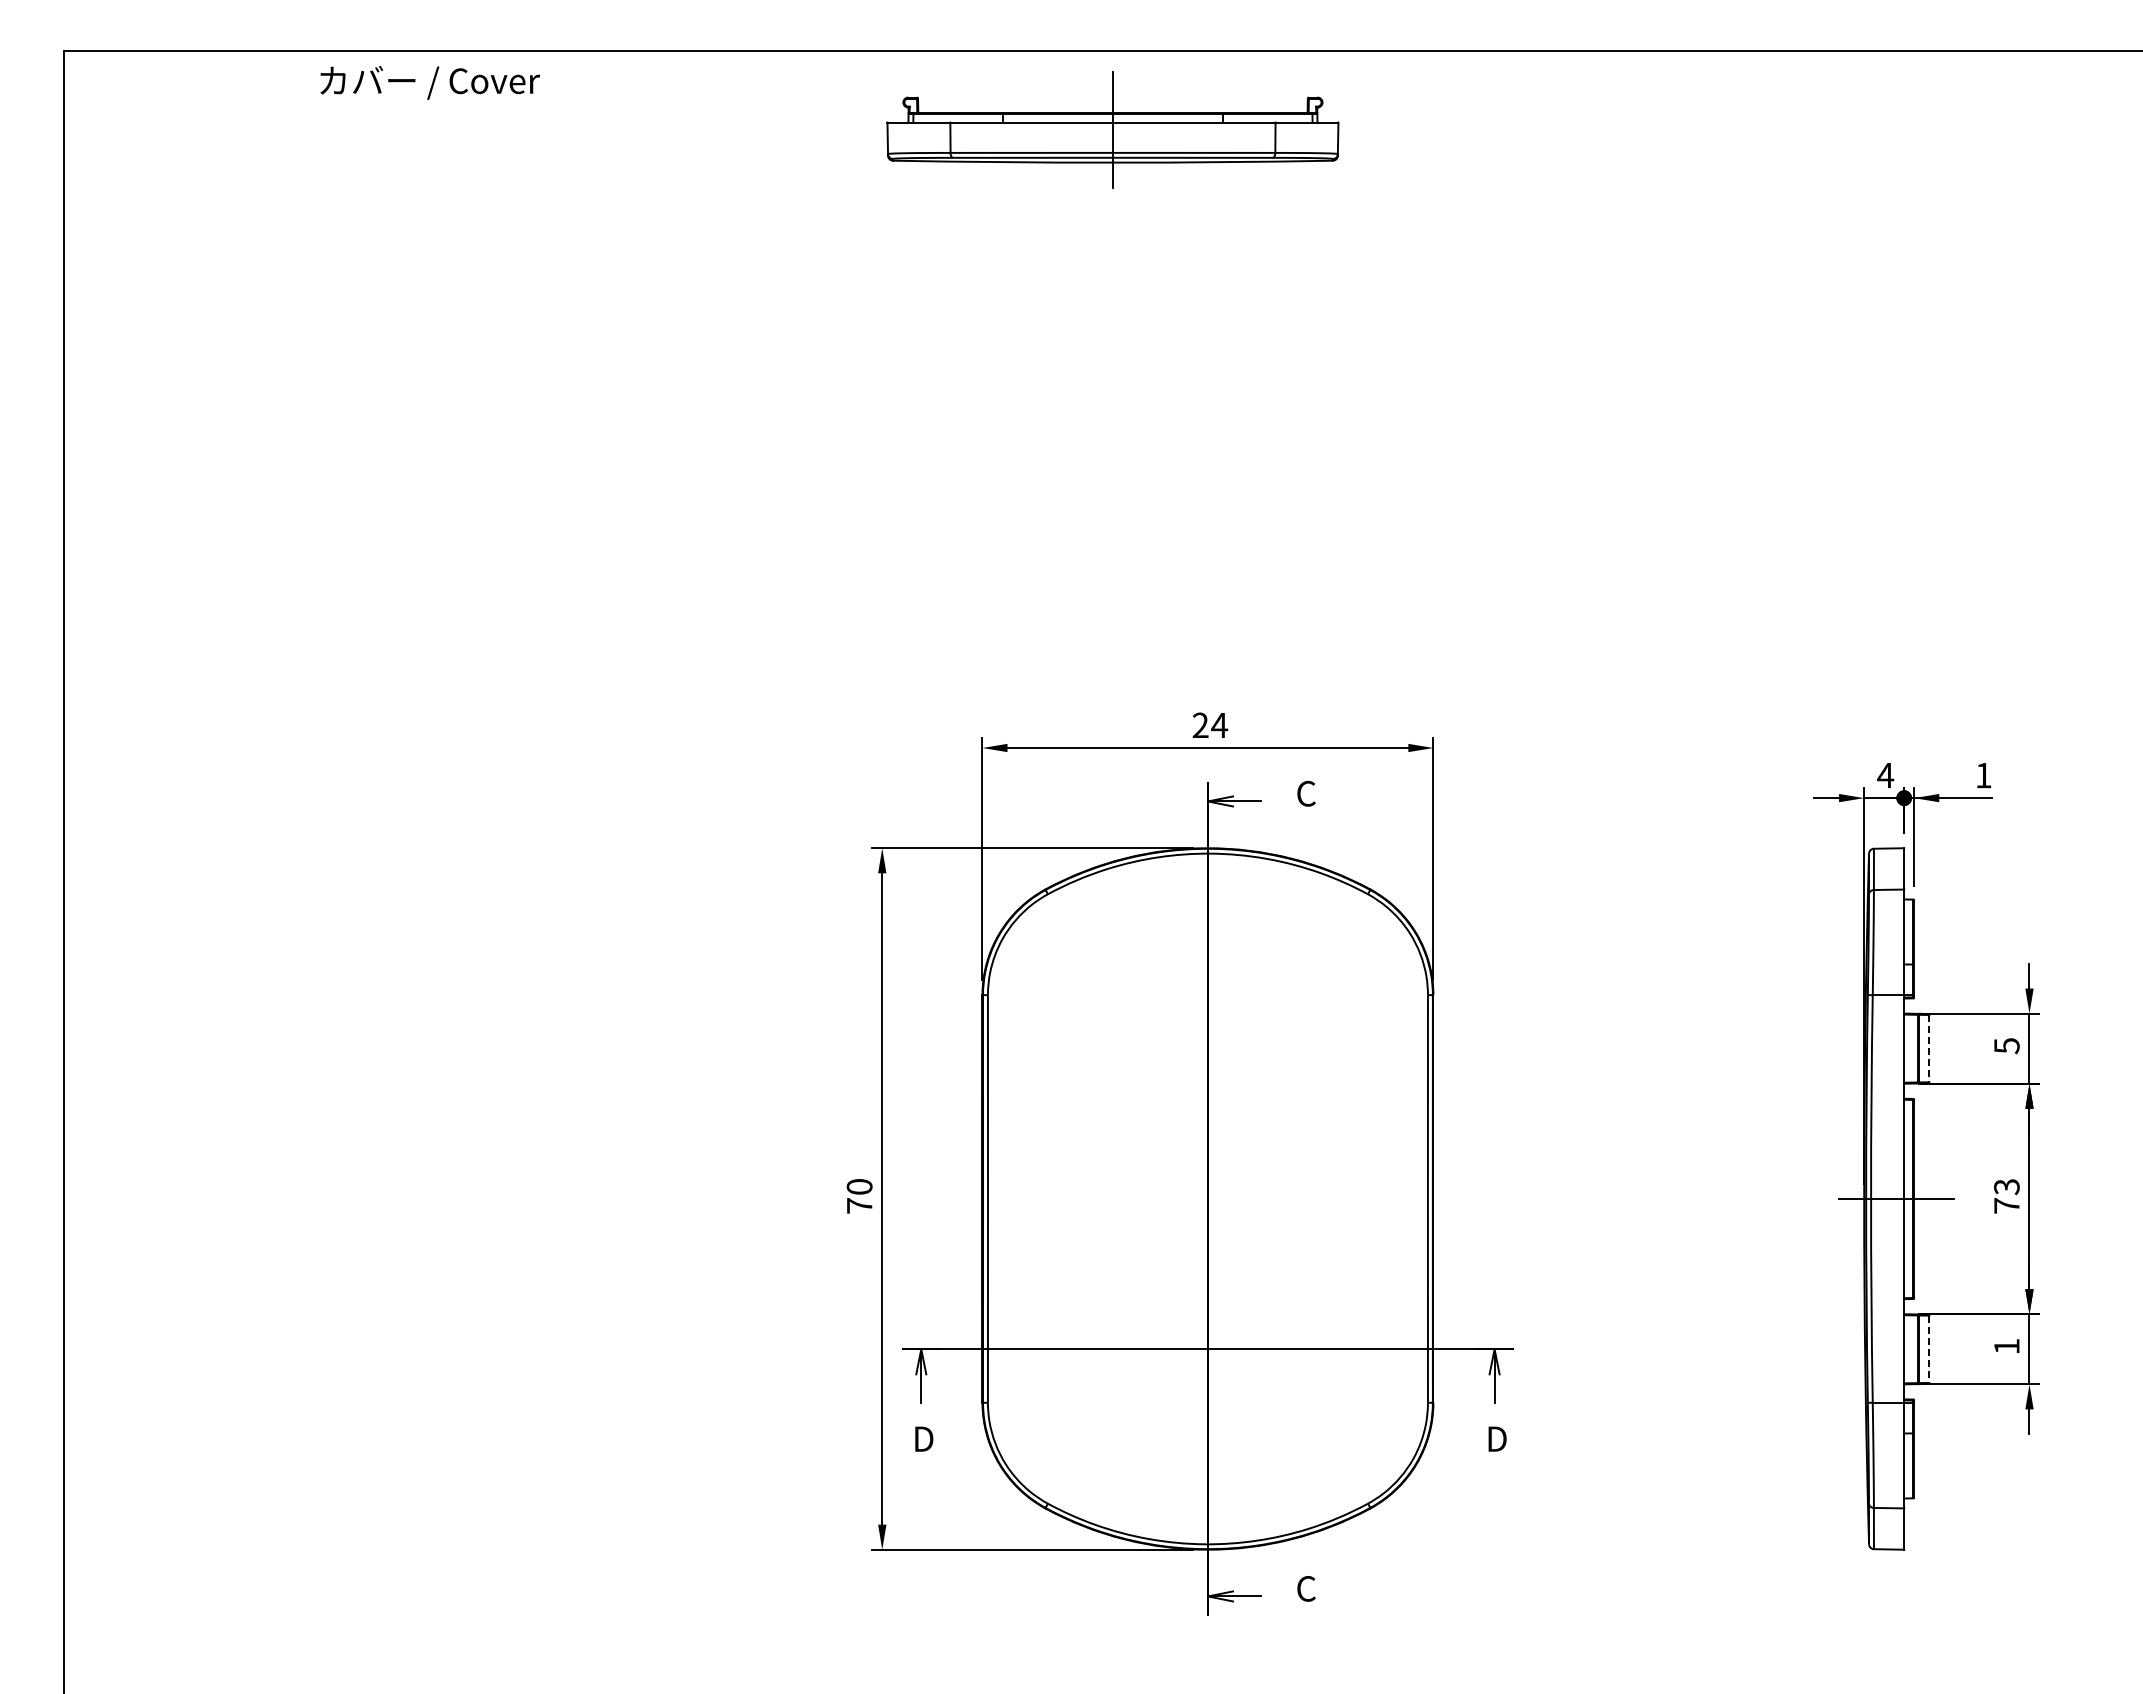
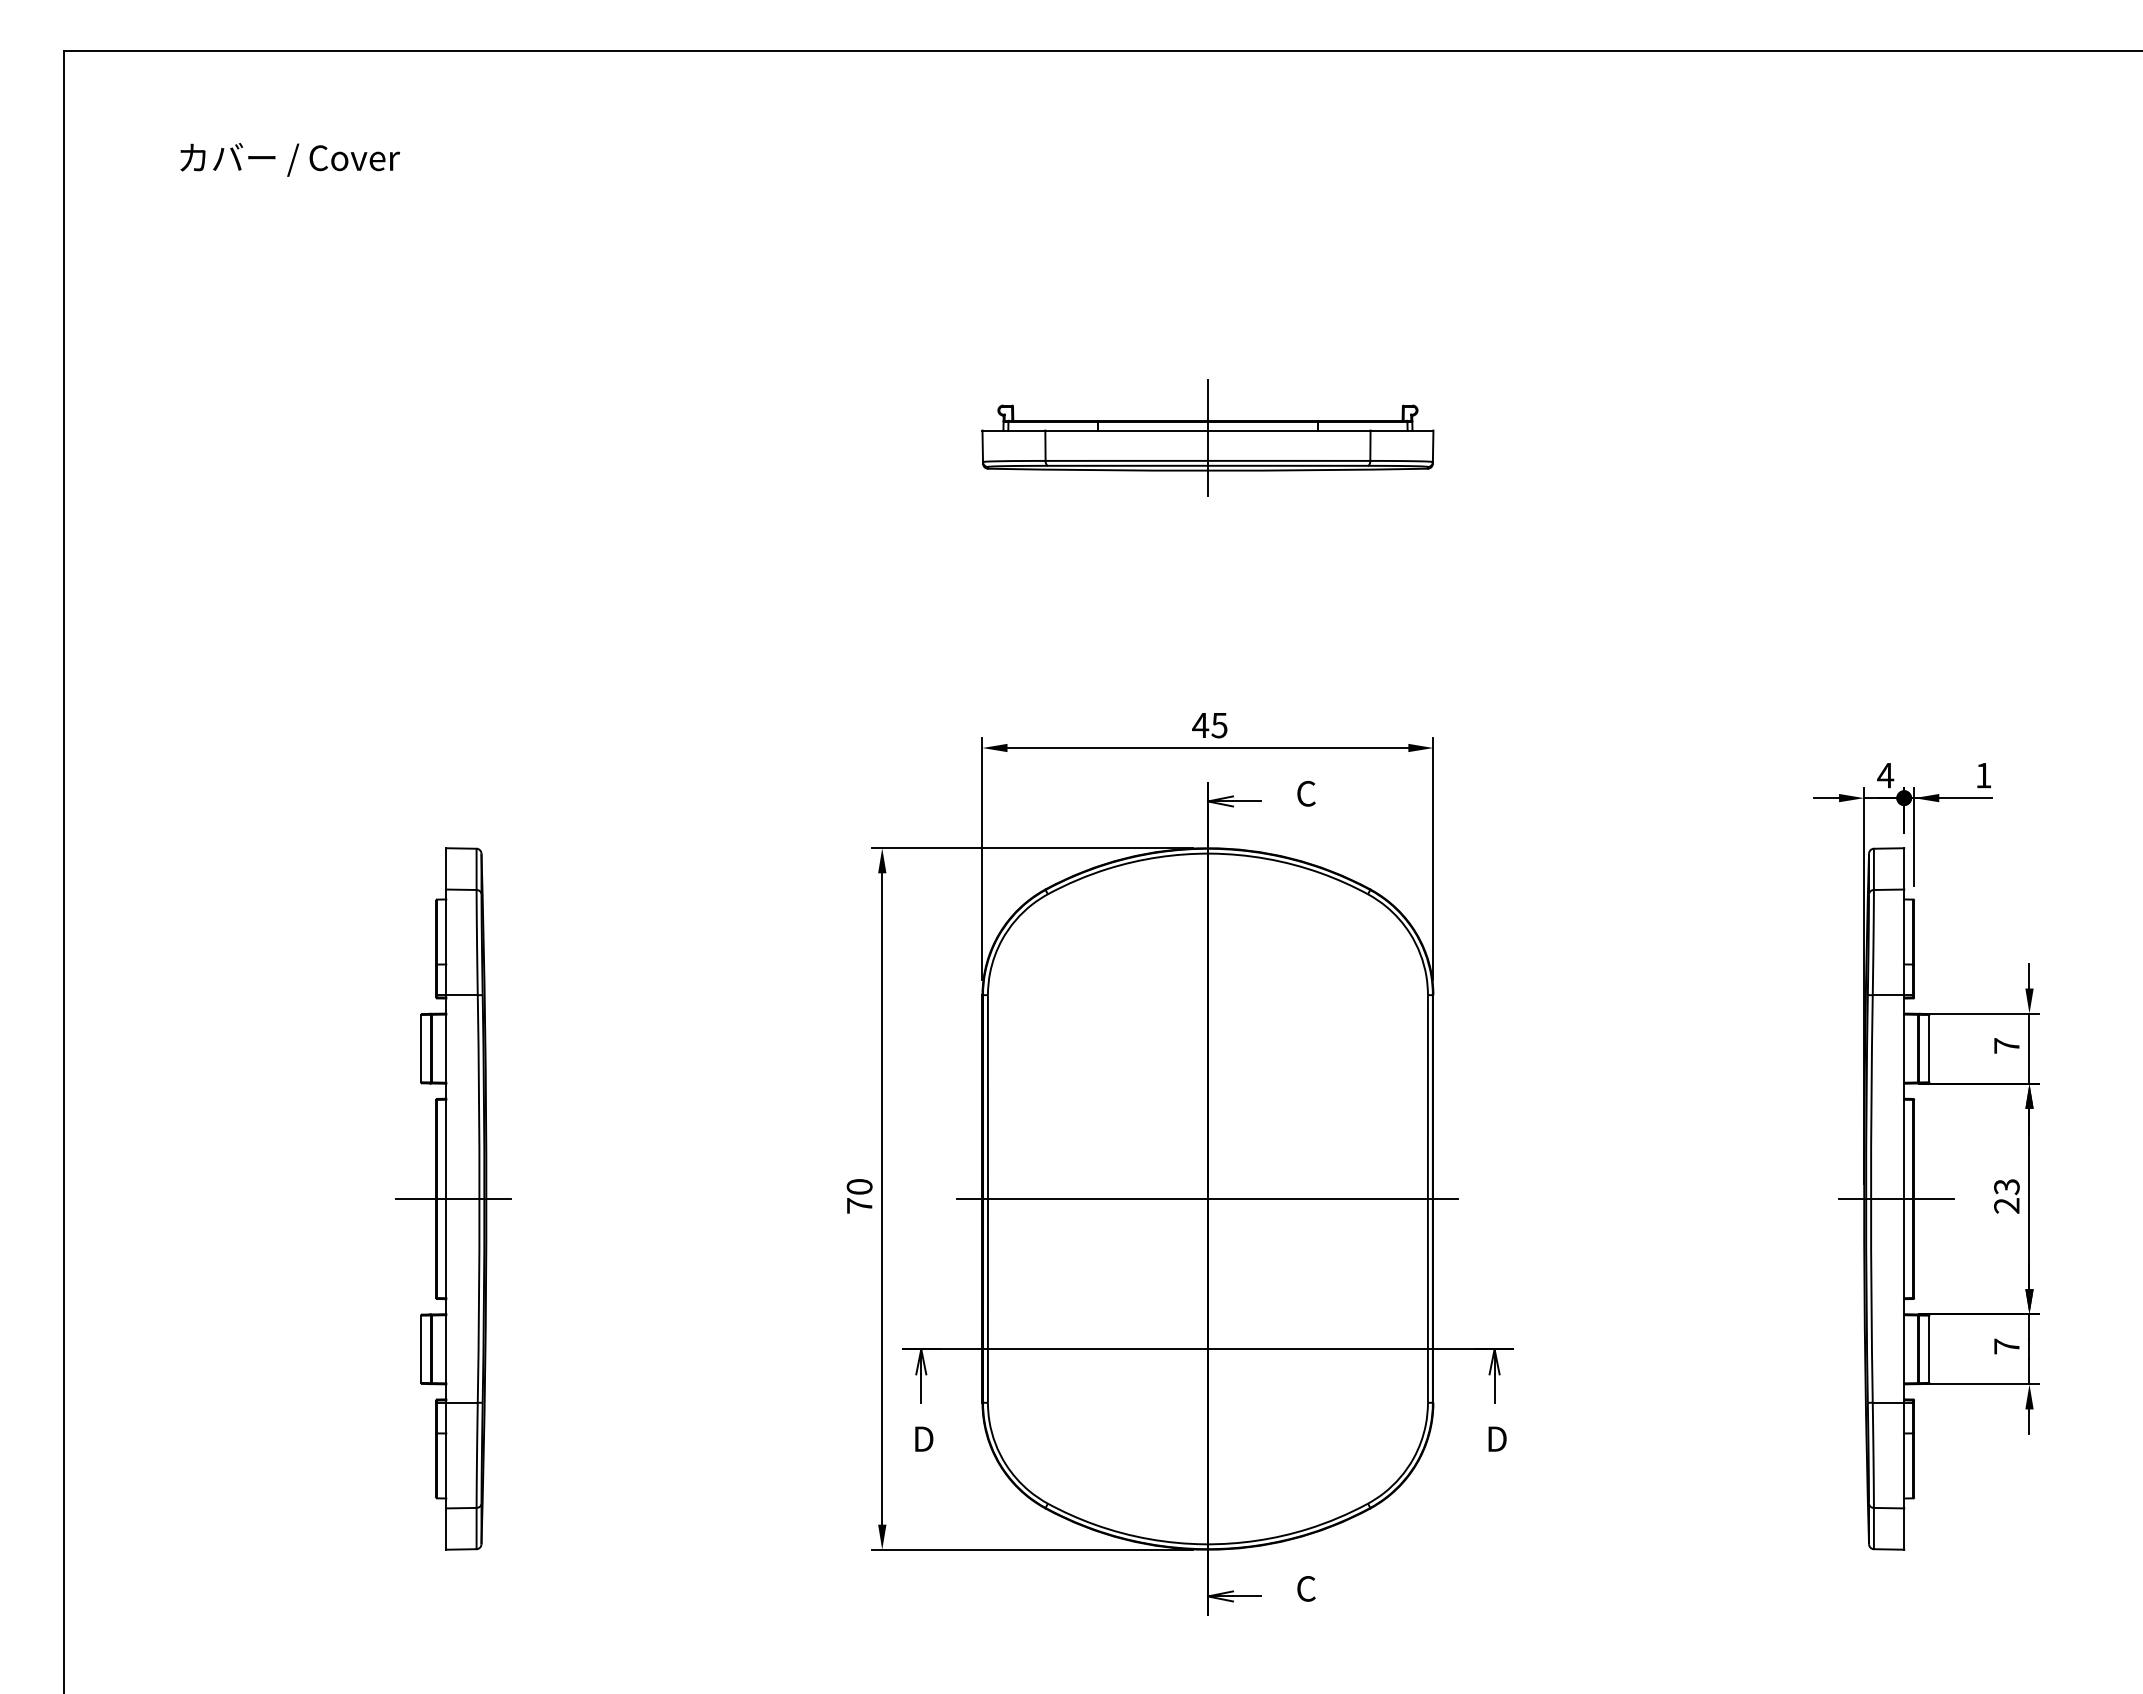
text position: (430, 82) -> (290, 159) (290, 159)
part position: (1112, 129) -> (1207, 437) (1207, 437)
text: 24 -> 45 (1210, 725)
text: 5 -> 7 (2006, 1046)
line: dashed -> solid (1929, 1048)
part: none -> present (453, 1198)
line: none -> present (1207, 1198)
text: 73 -> 23 (2006, 1205)
text: 1 -> 7 (2006, 1346)
line: dashed -> solid (1929, 1349)
